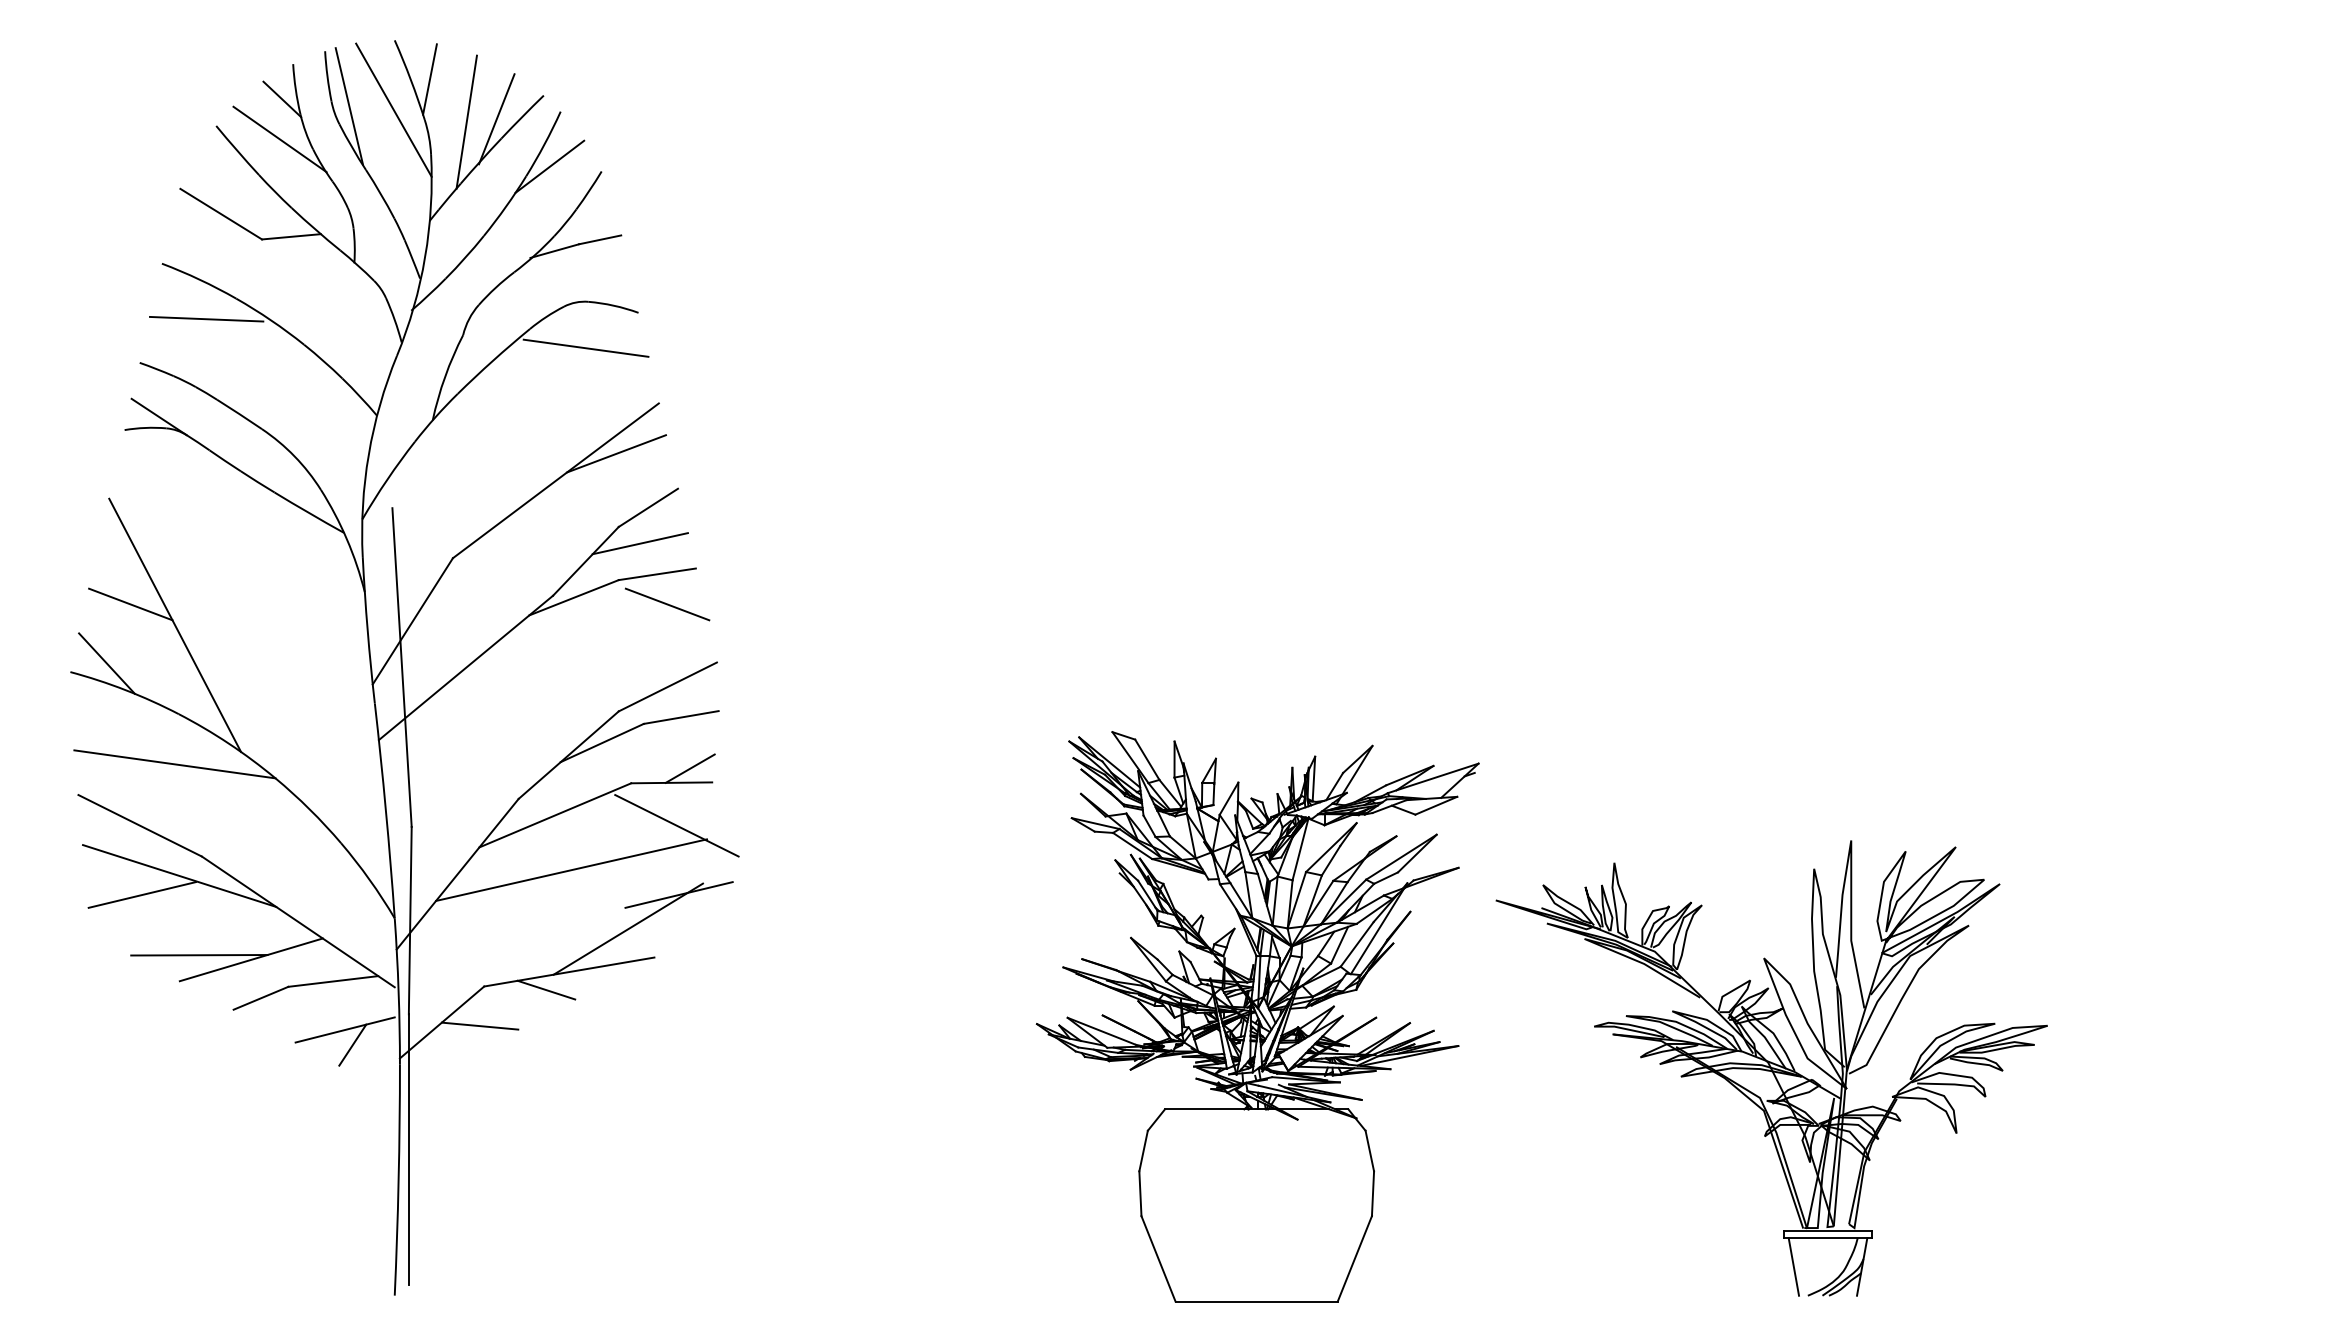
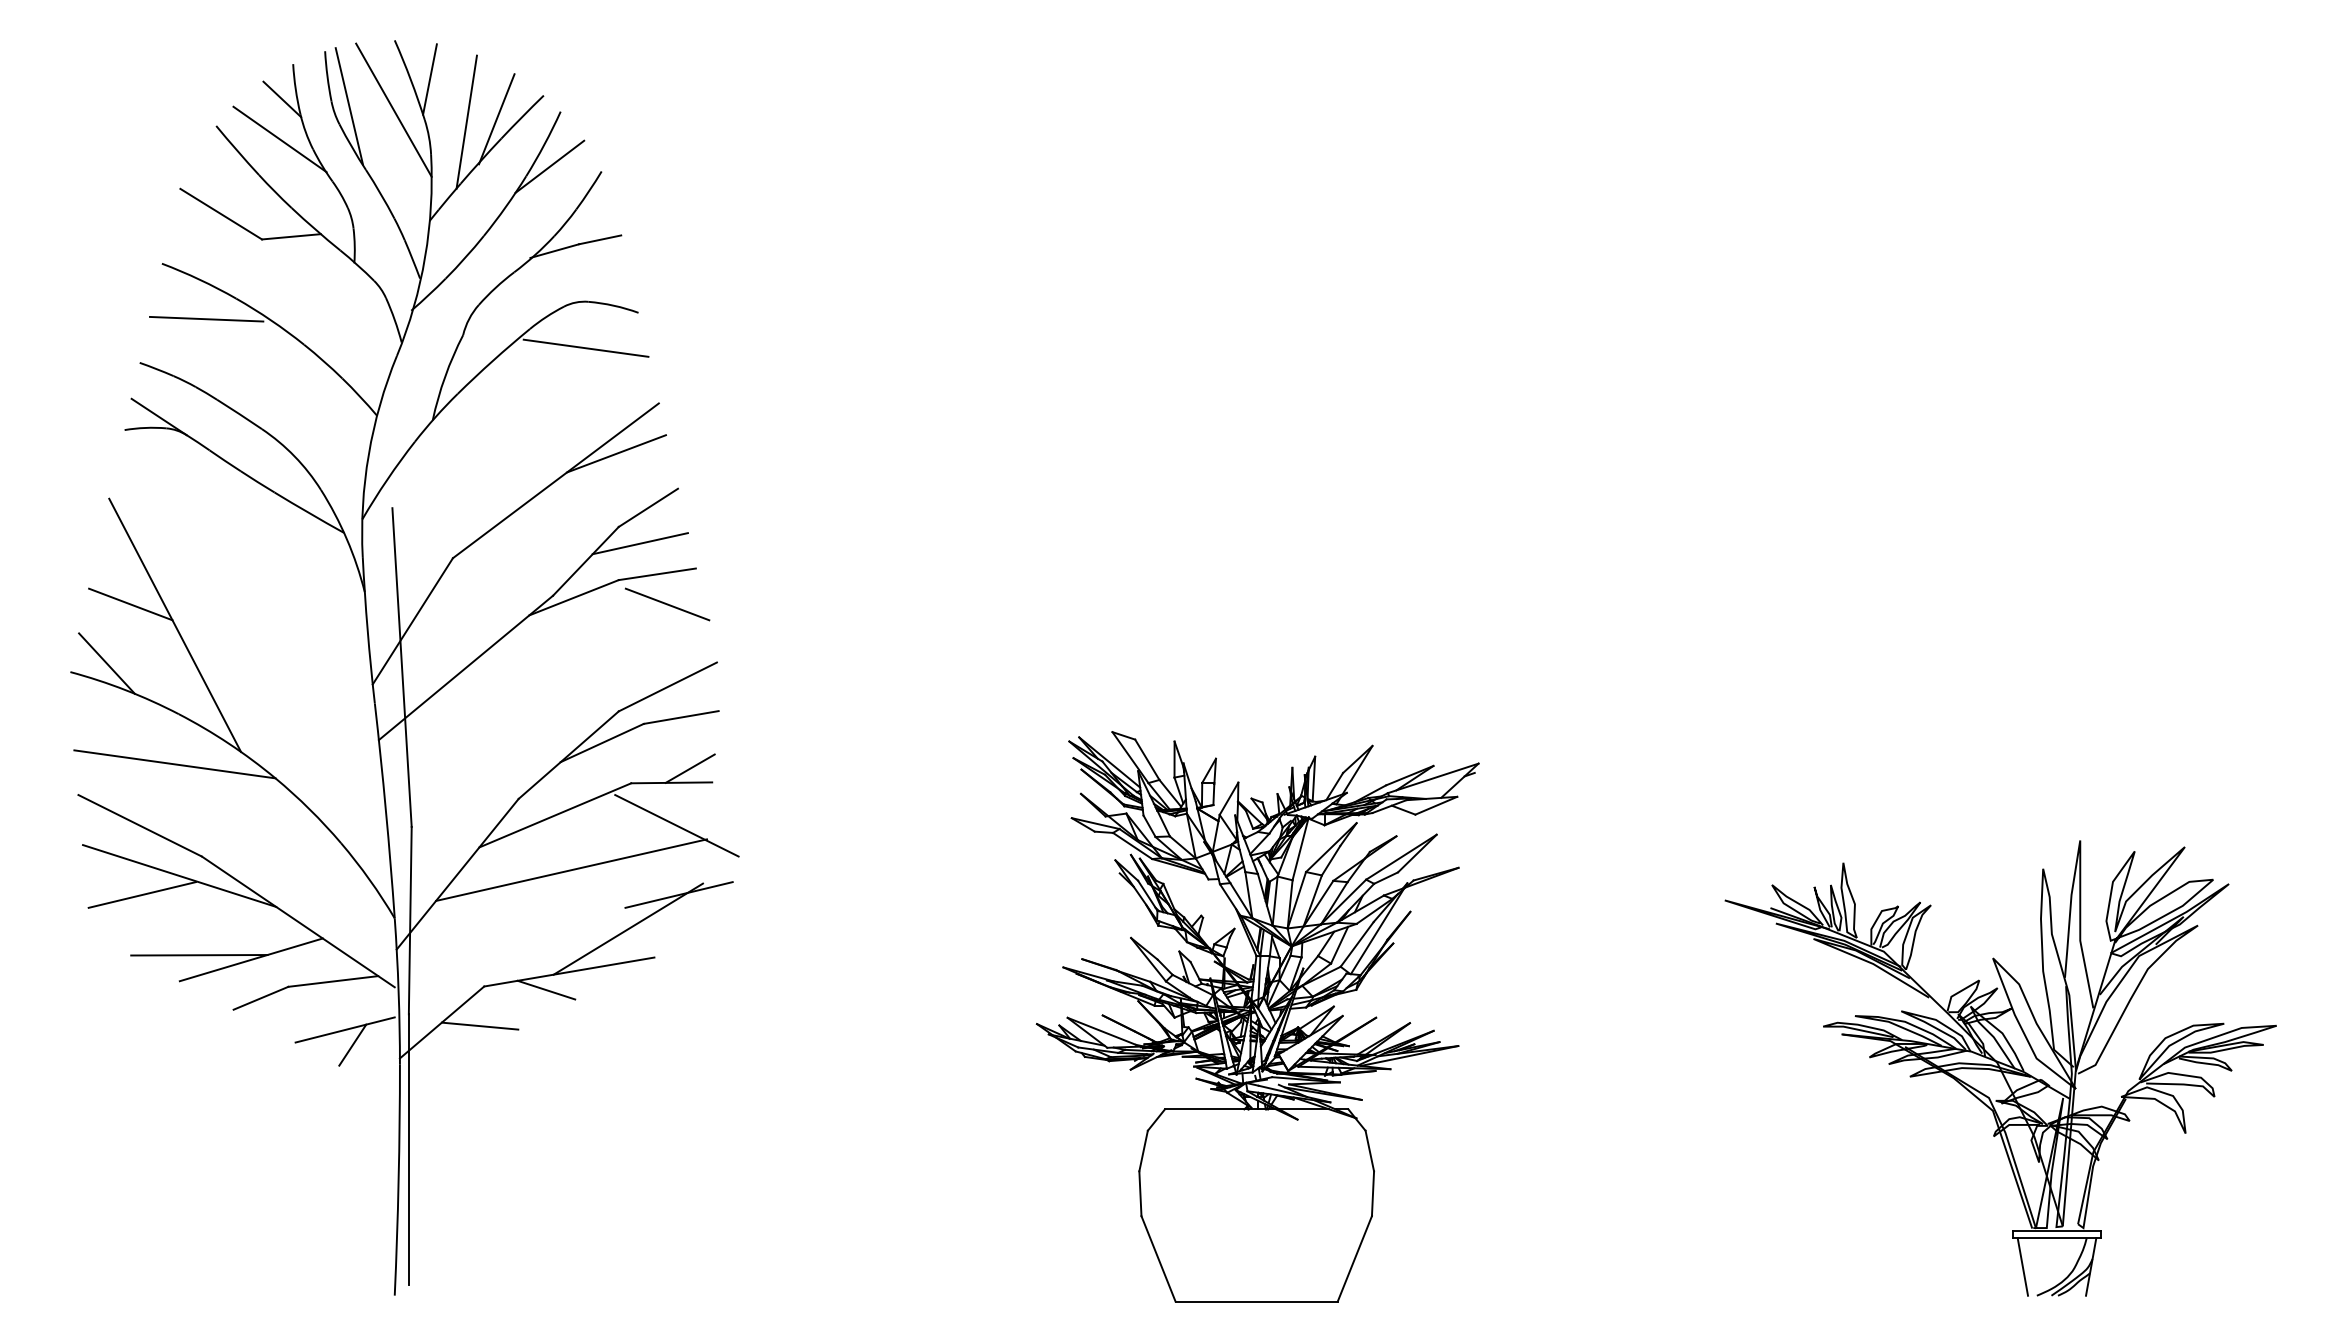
part position: (1771, 1068) -> (2000, 1068) (2000, 1068)
